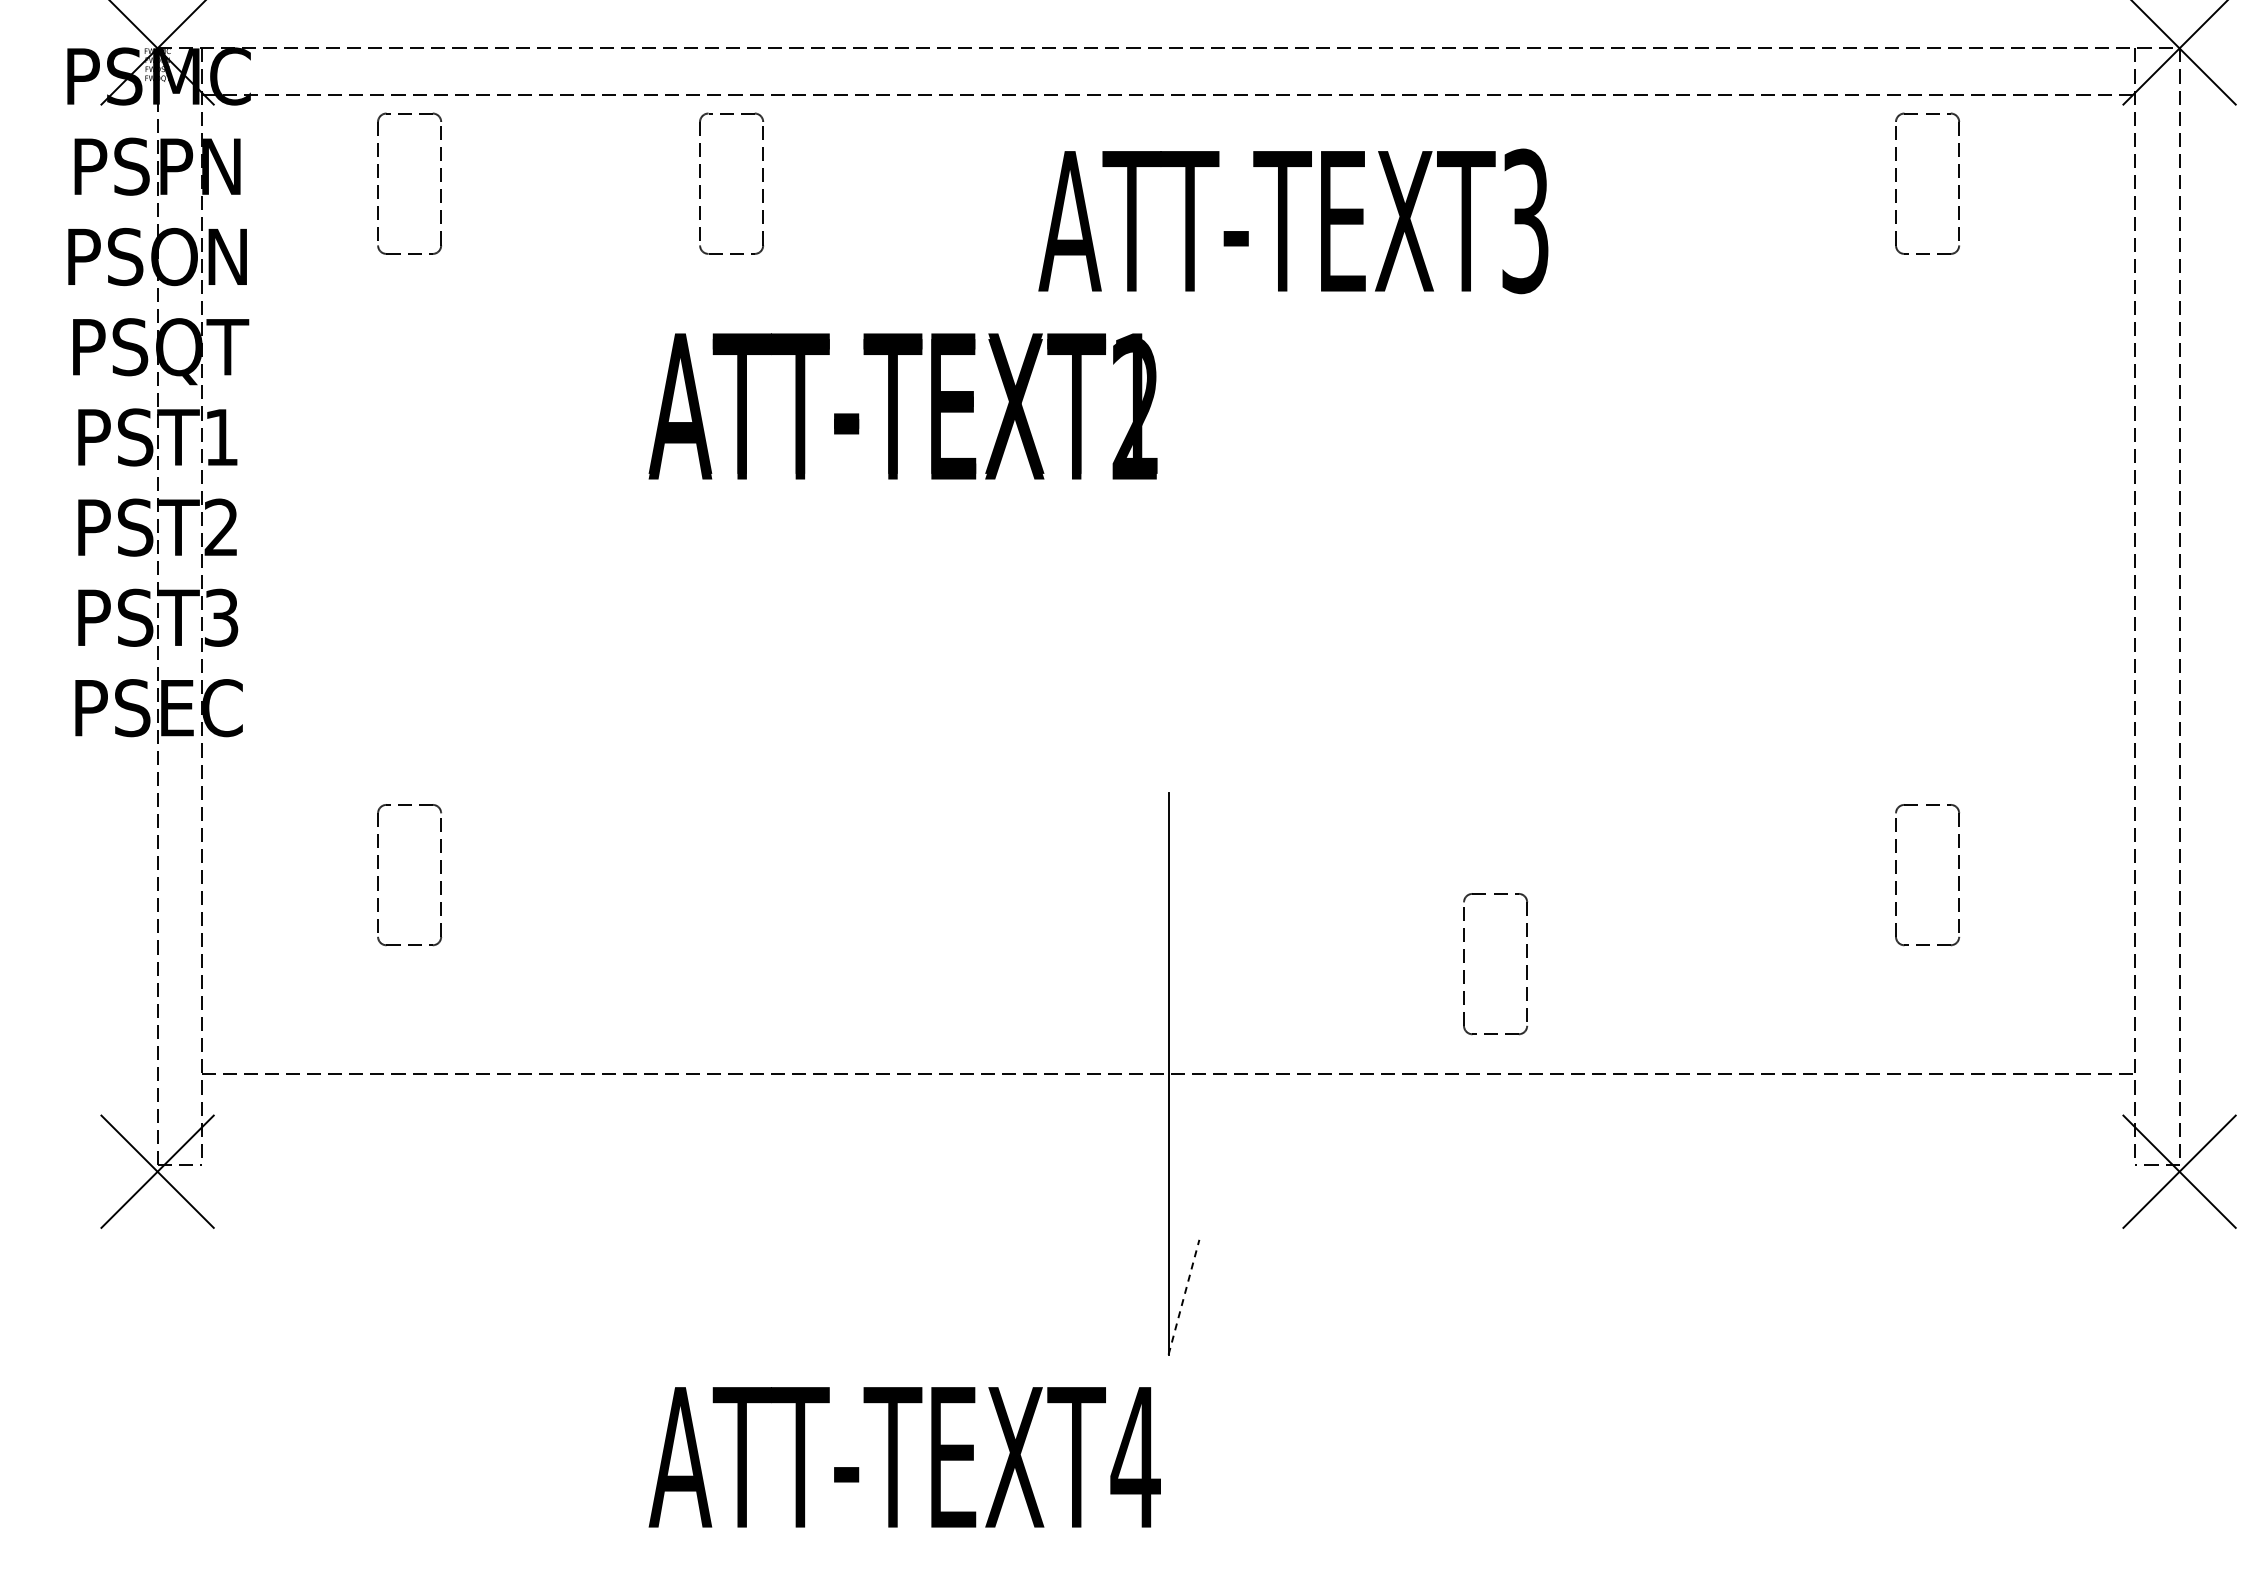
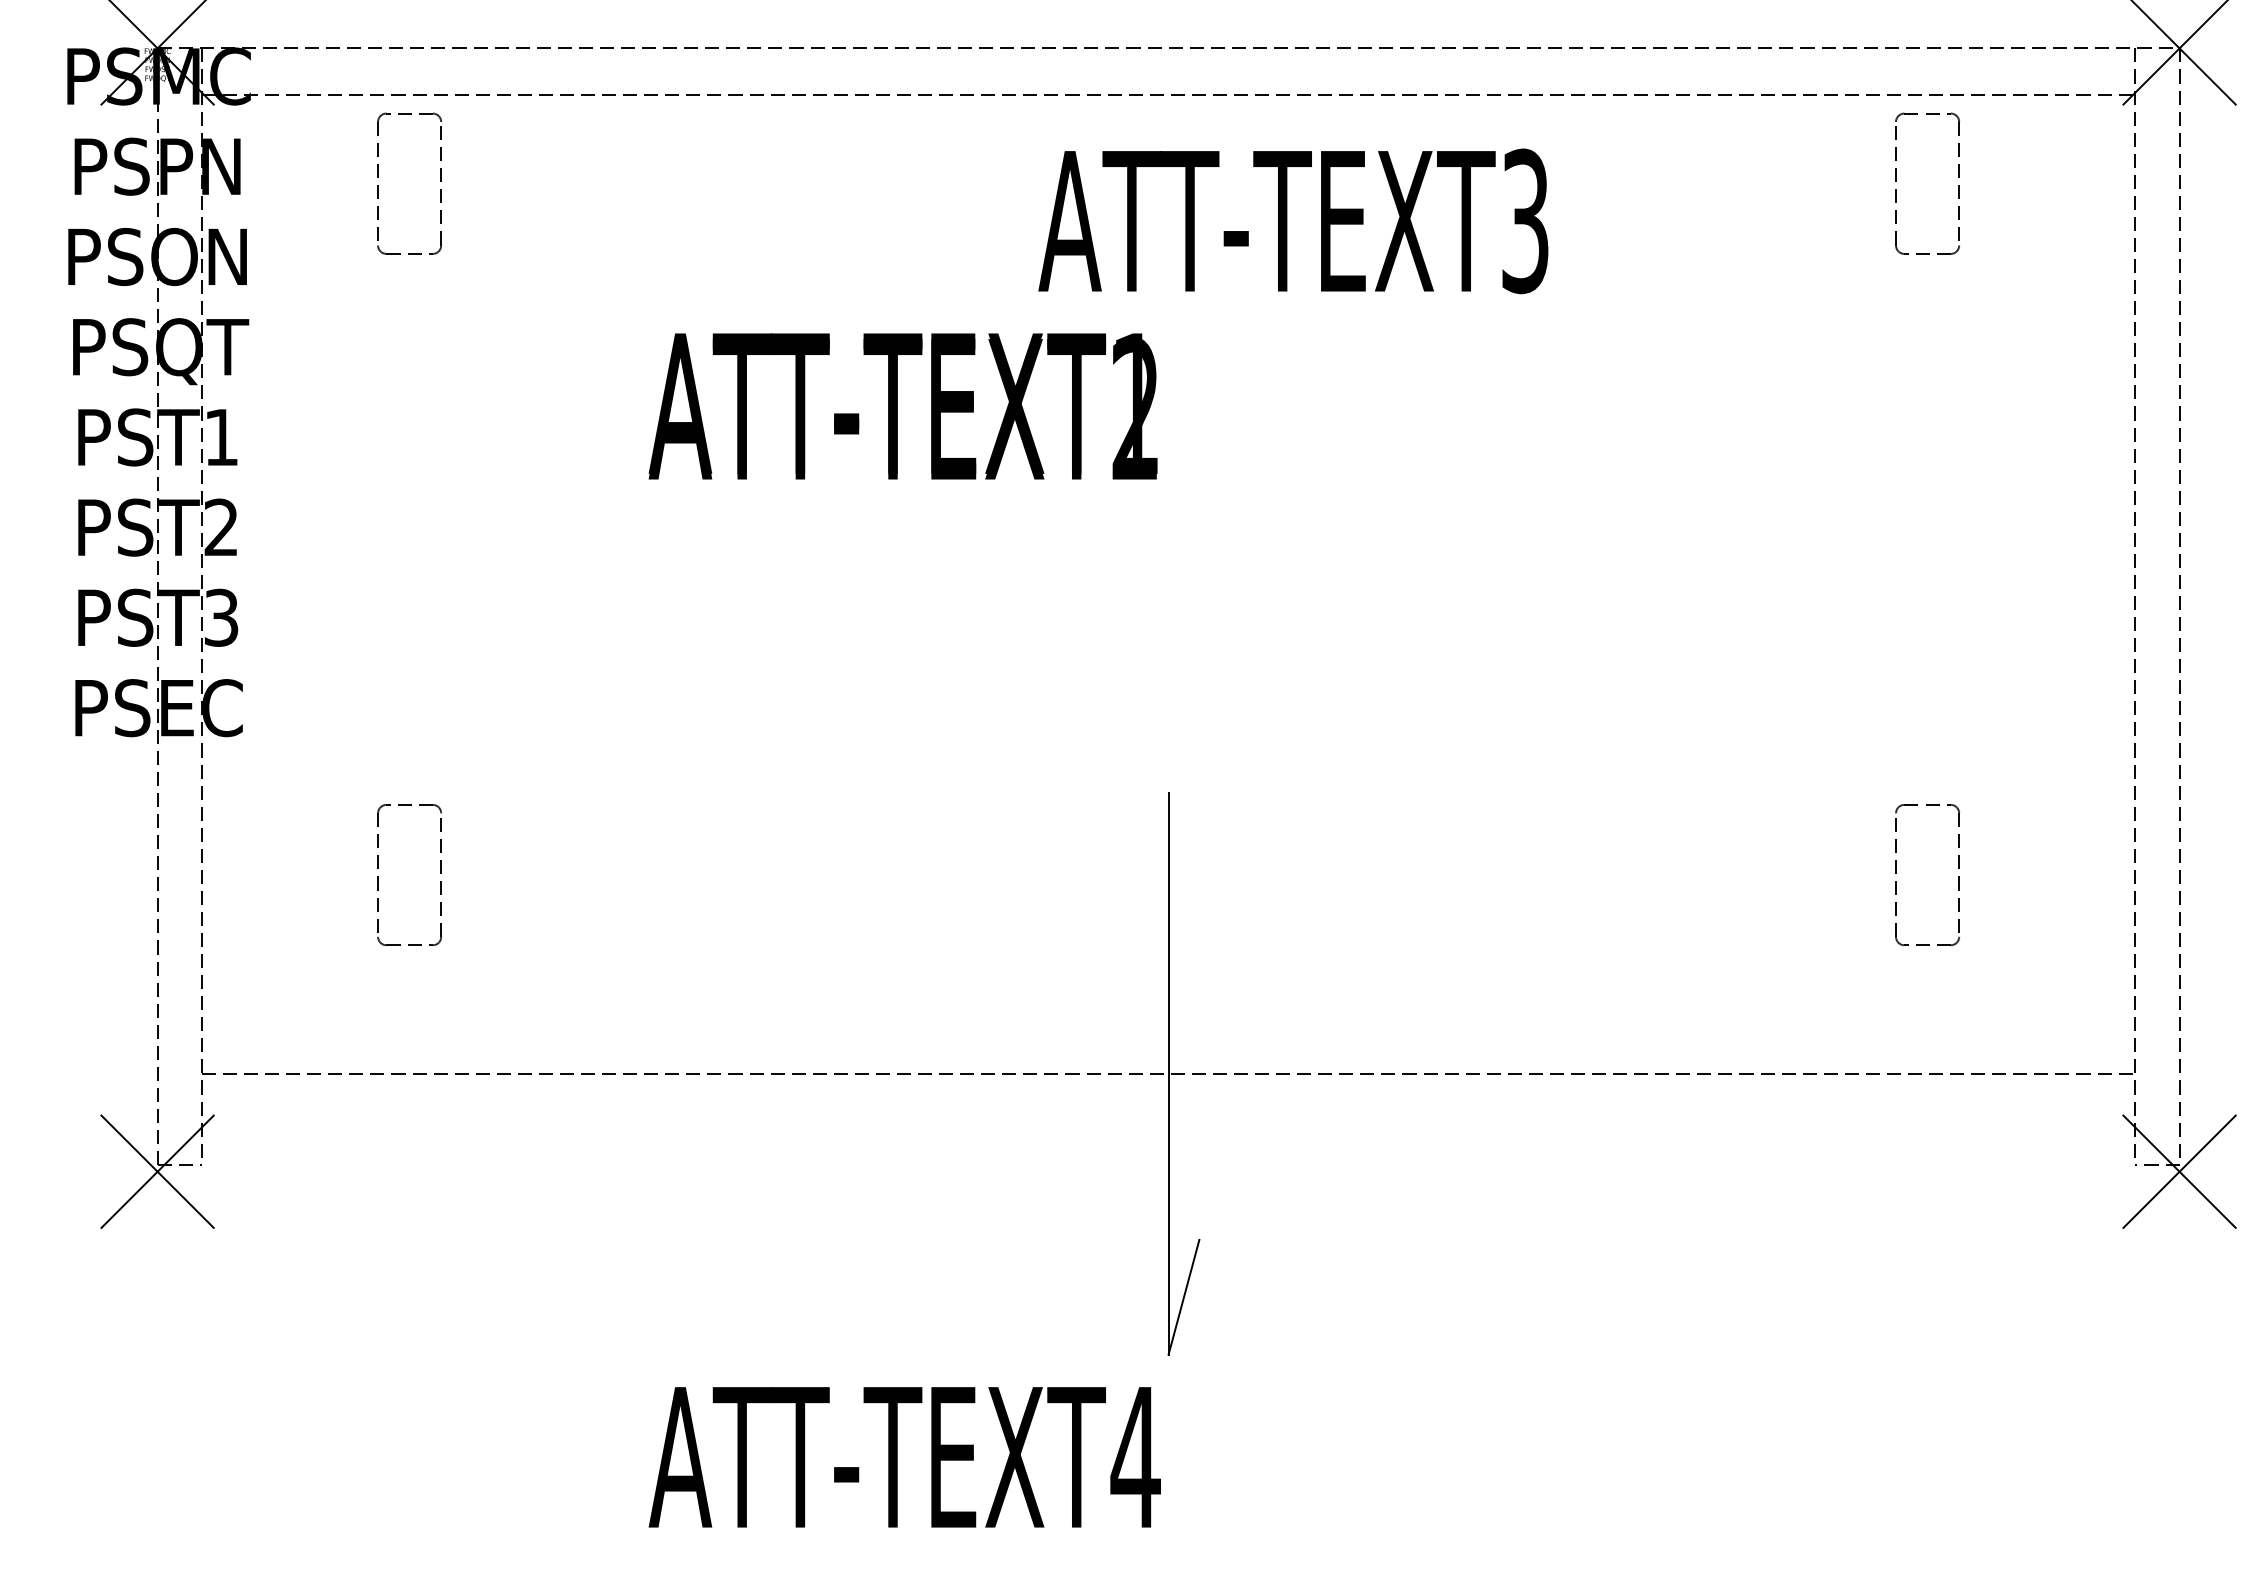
part: present -> none (762, 181)
part: present -> none (1526, 965)
line: dashed -> solid (1184, 1296)
